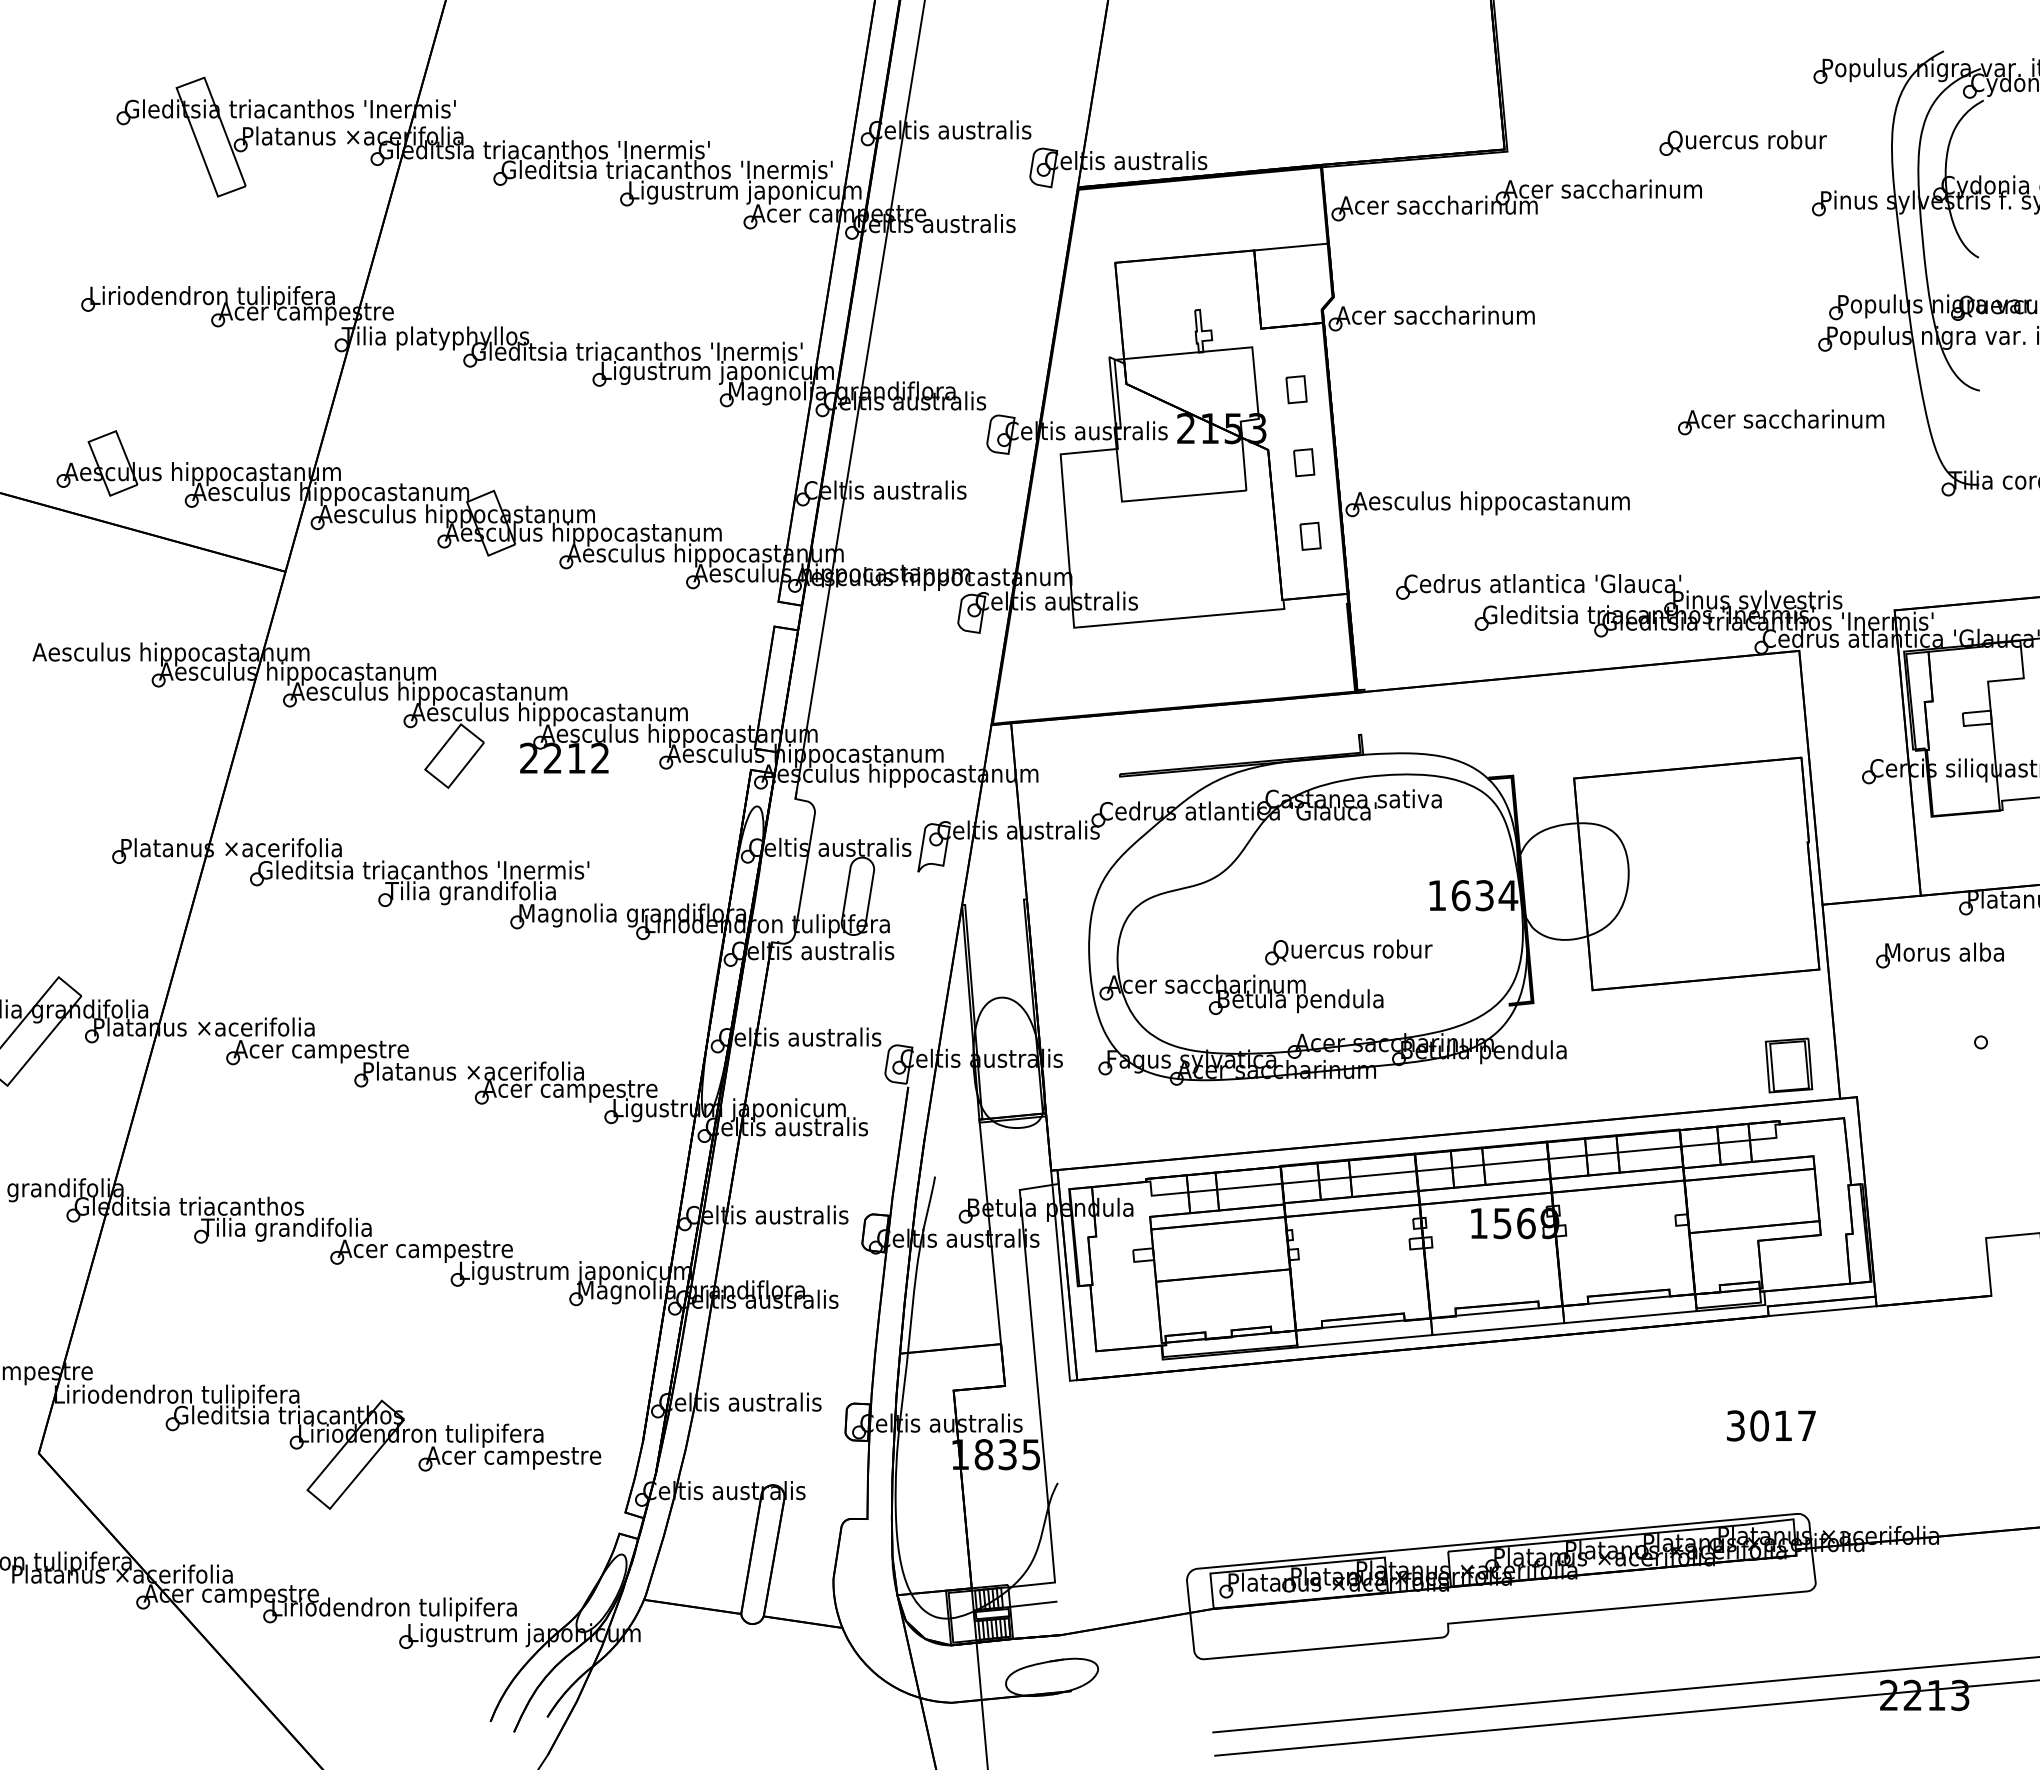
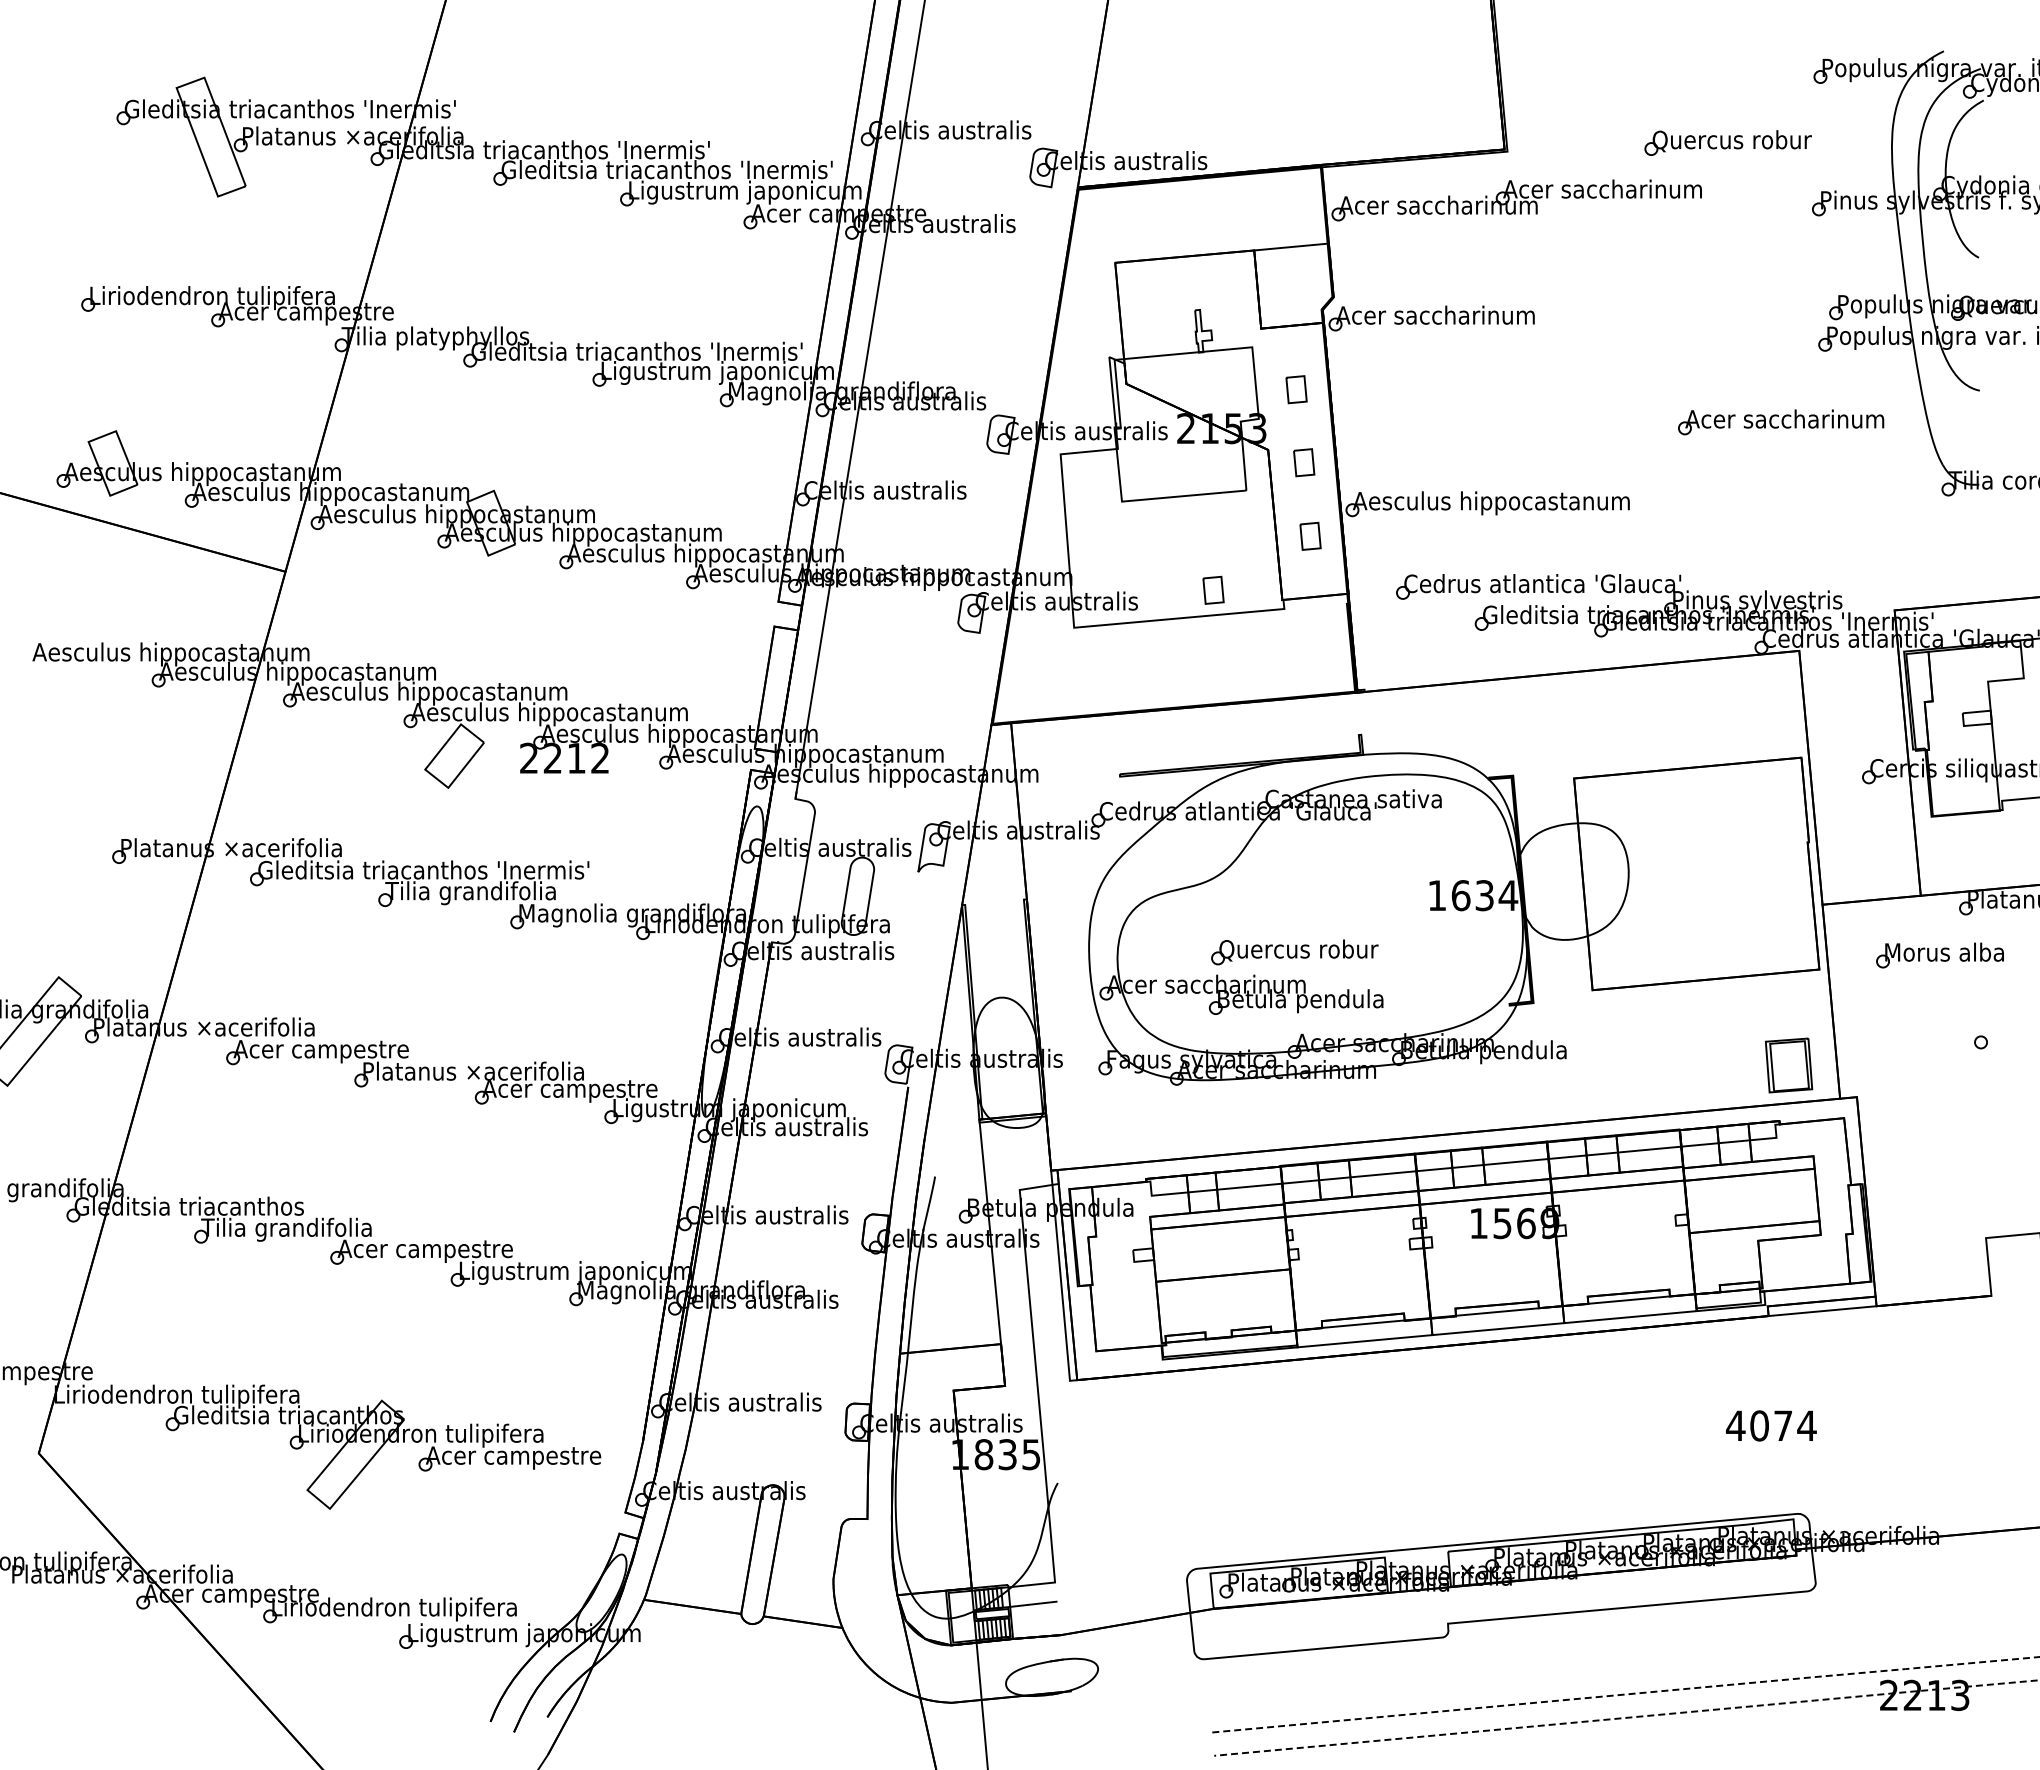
part position: (1742, 142) -> (1727, 142) (1727, 142)
part: none -> present (1213, 589)
part position: (1348, 952) -> (1294, 952) (1294, 952)
text: 3017 -> 4074 (1771, 1425)
line: solid -> dashed (1627, 1694)
line: solid -> dashed (1627, 1717)
